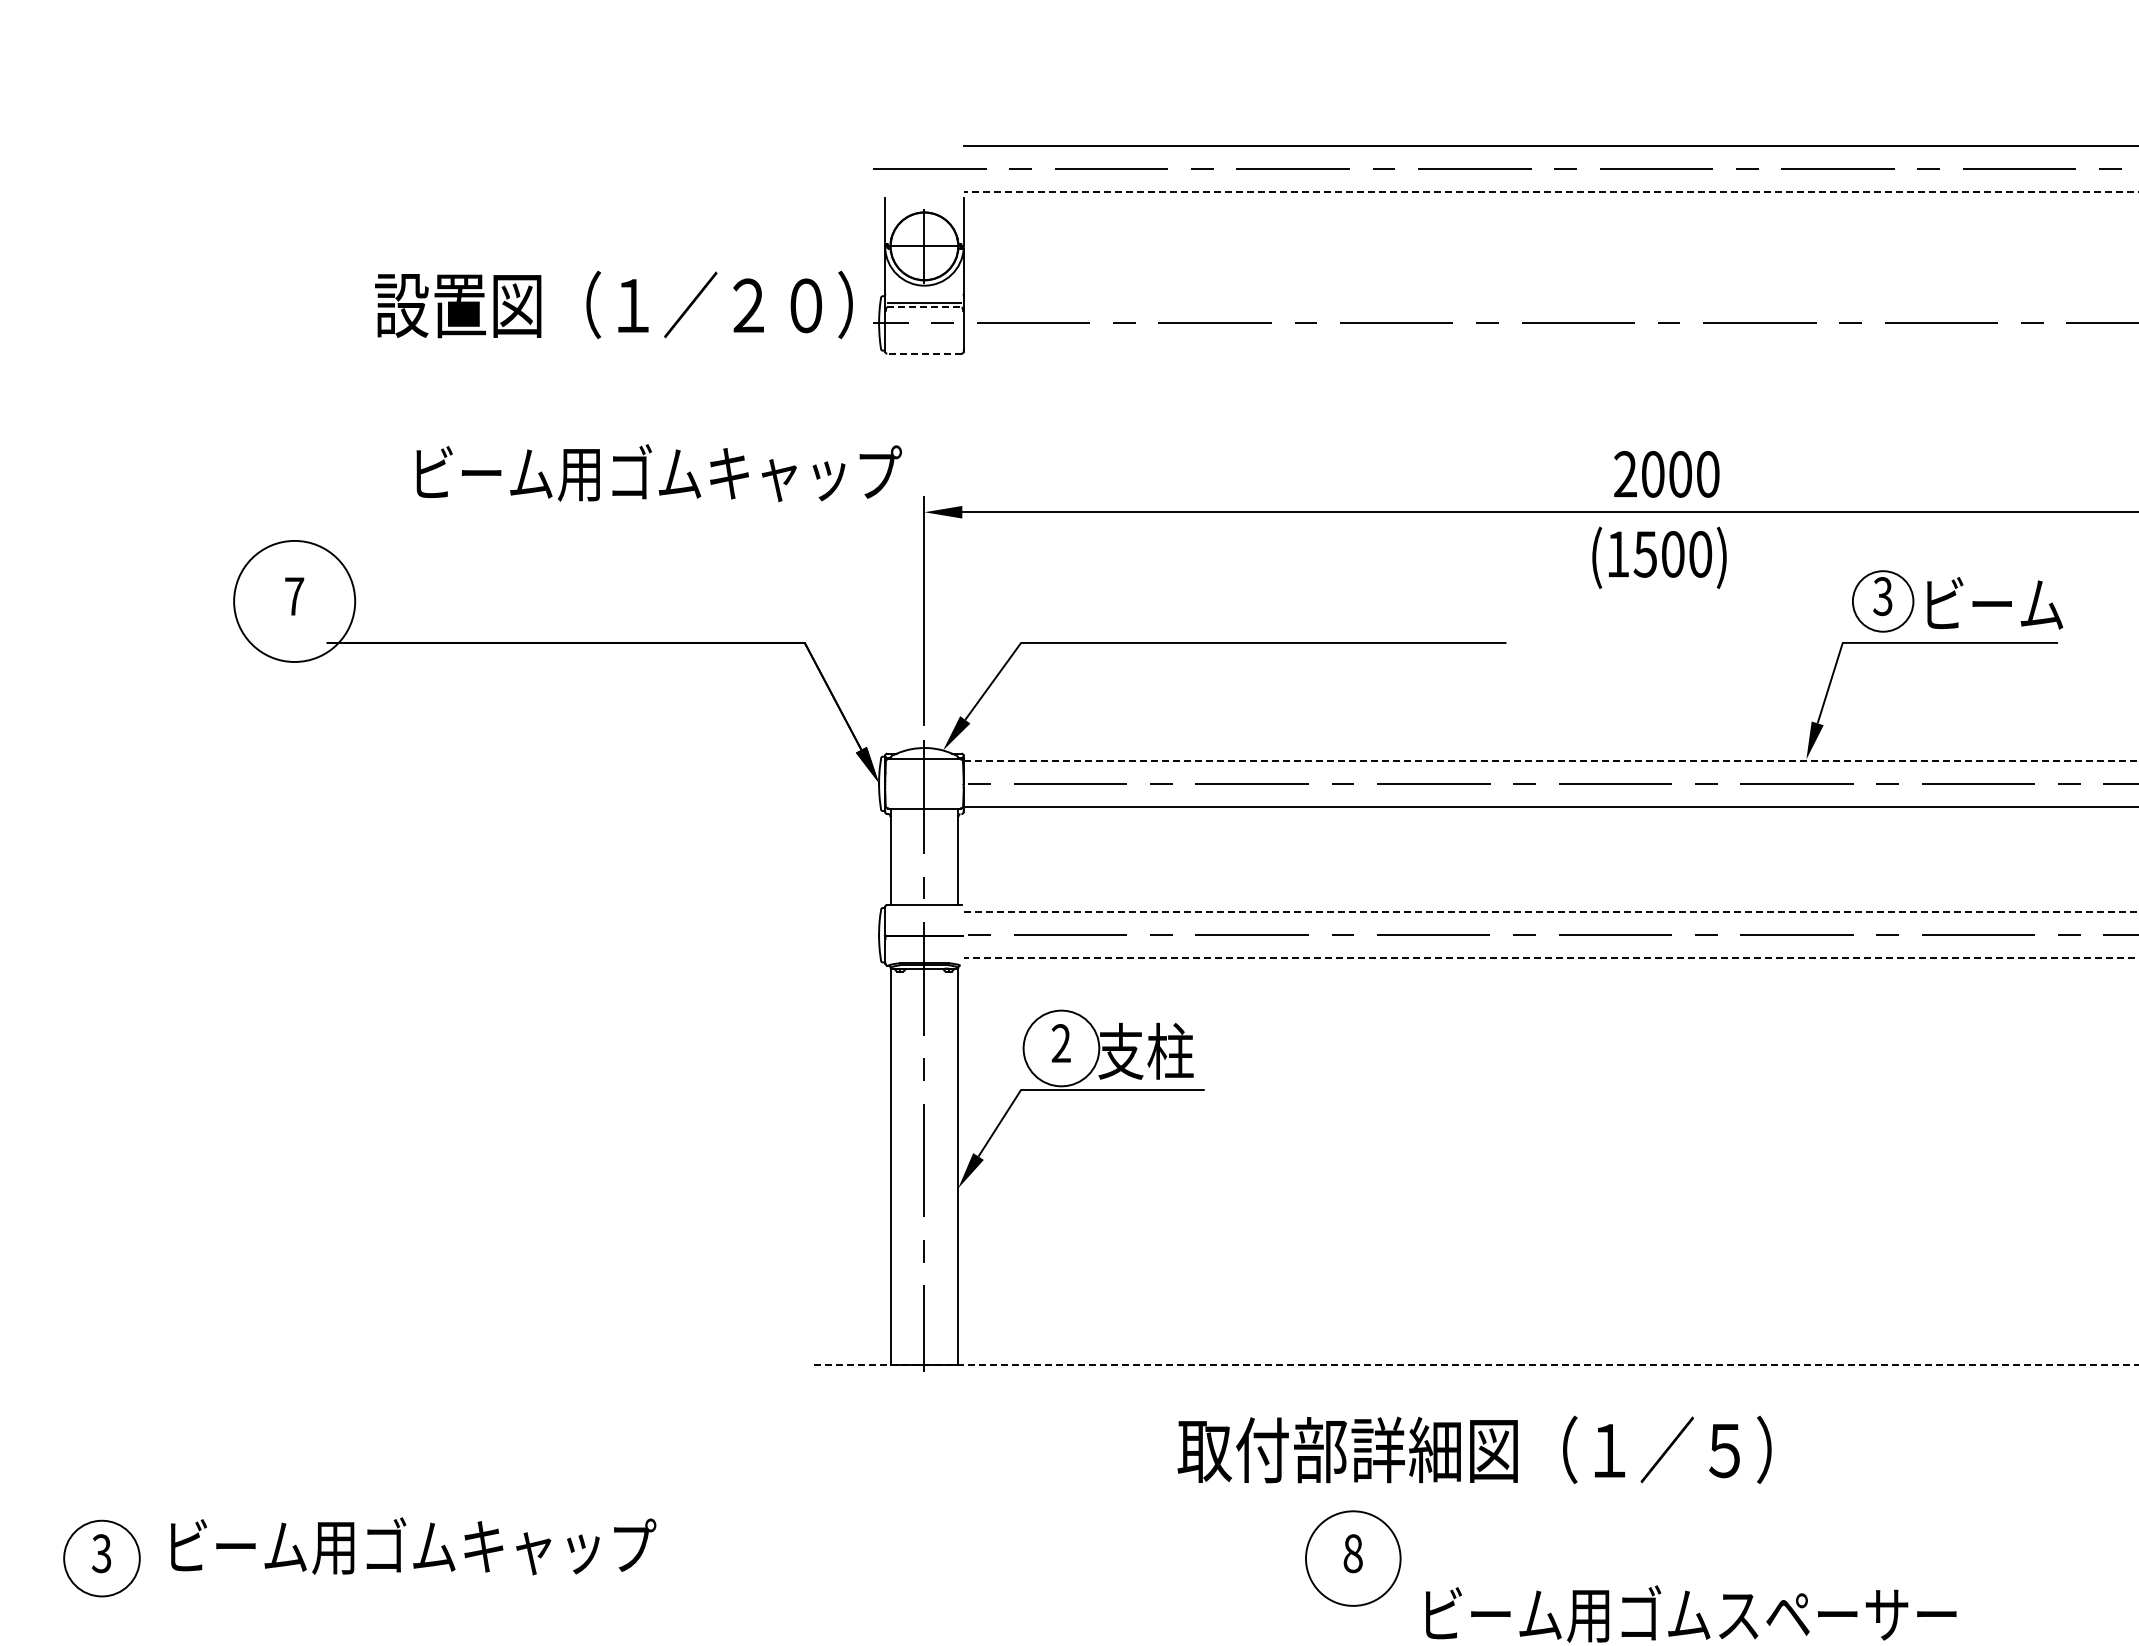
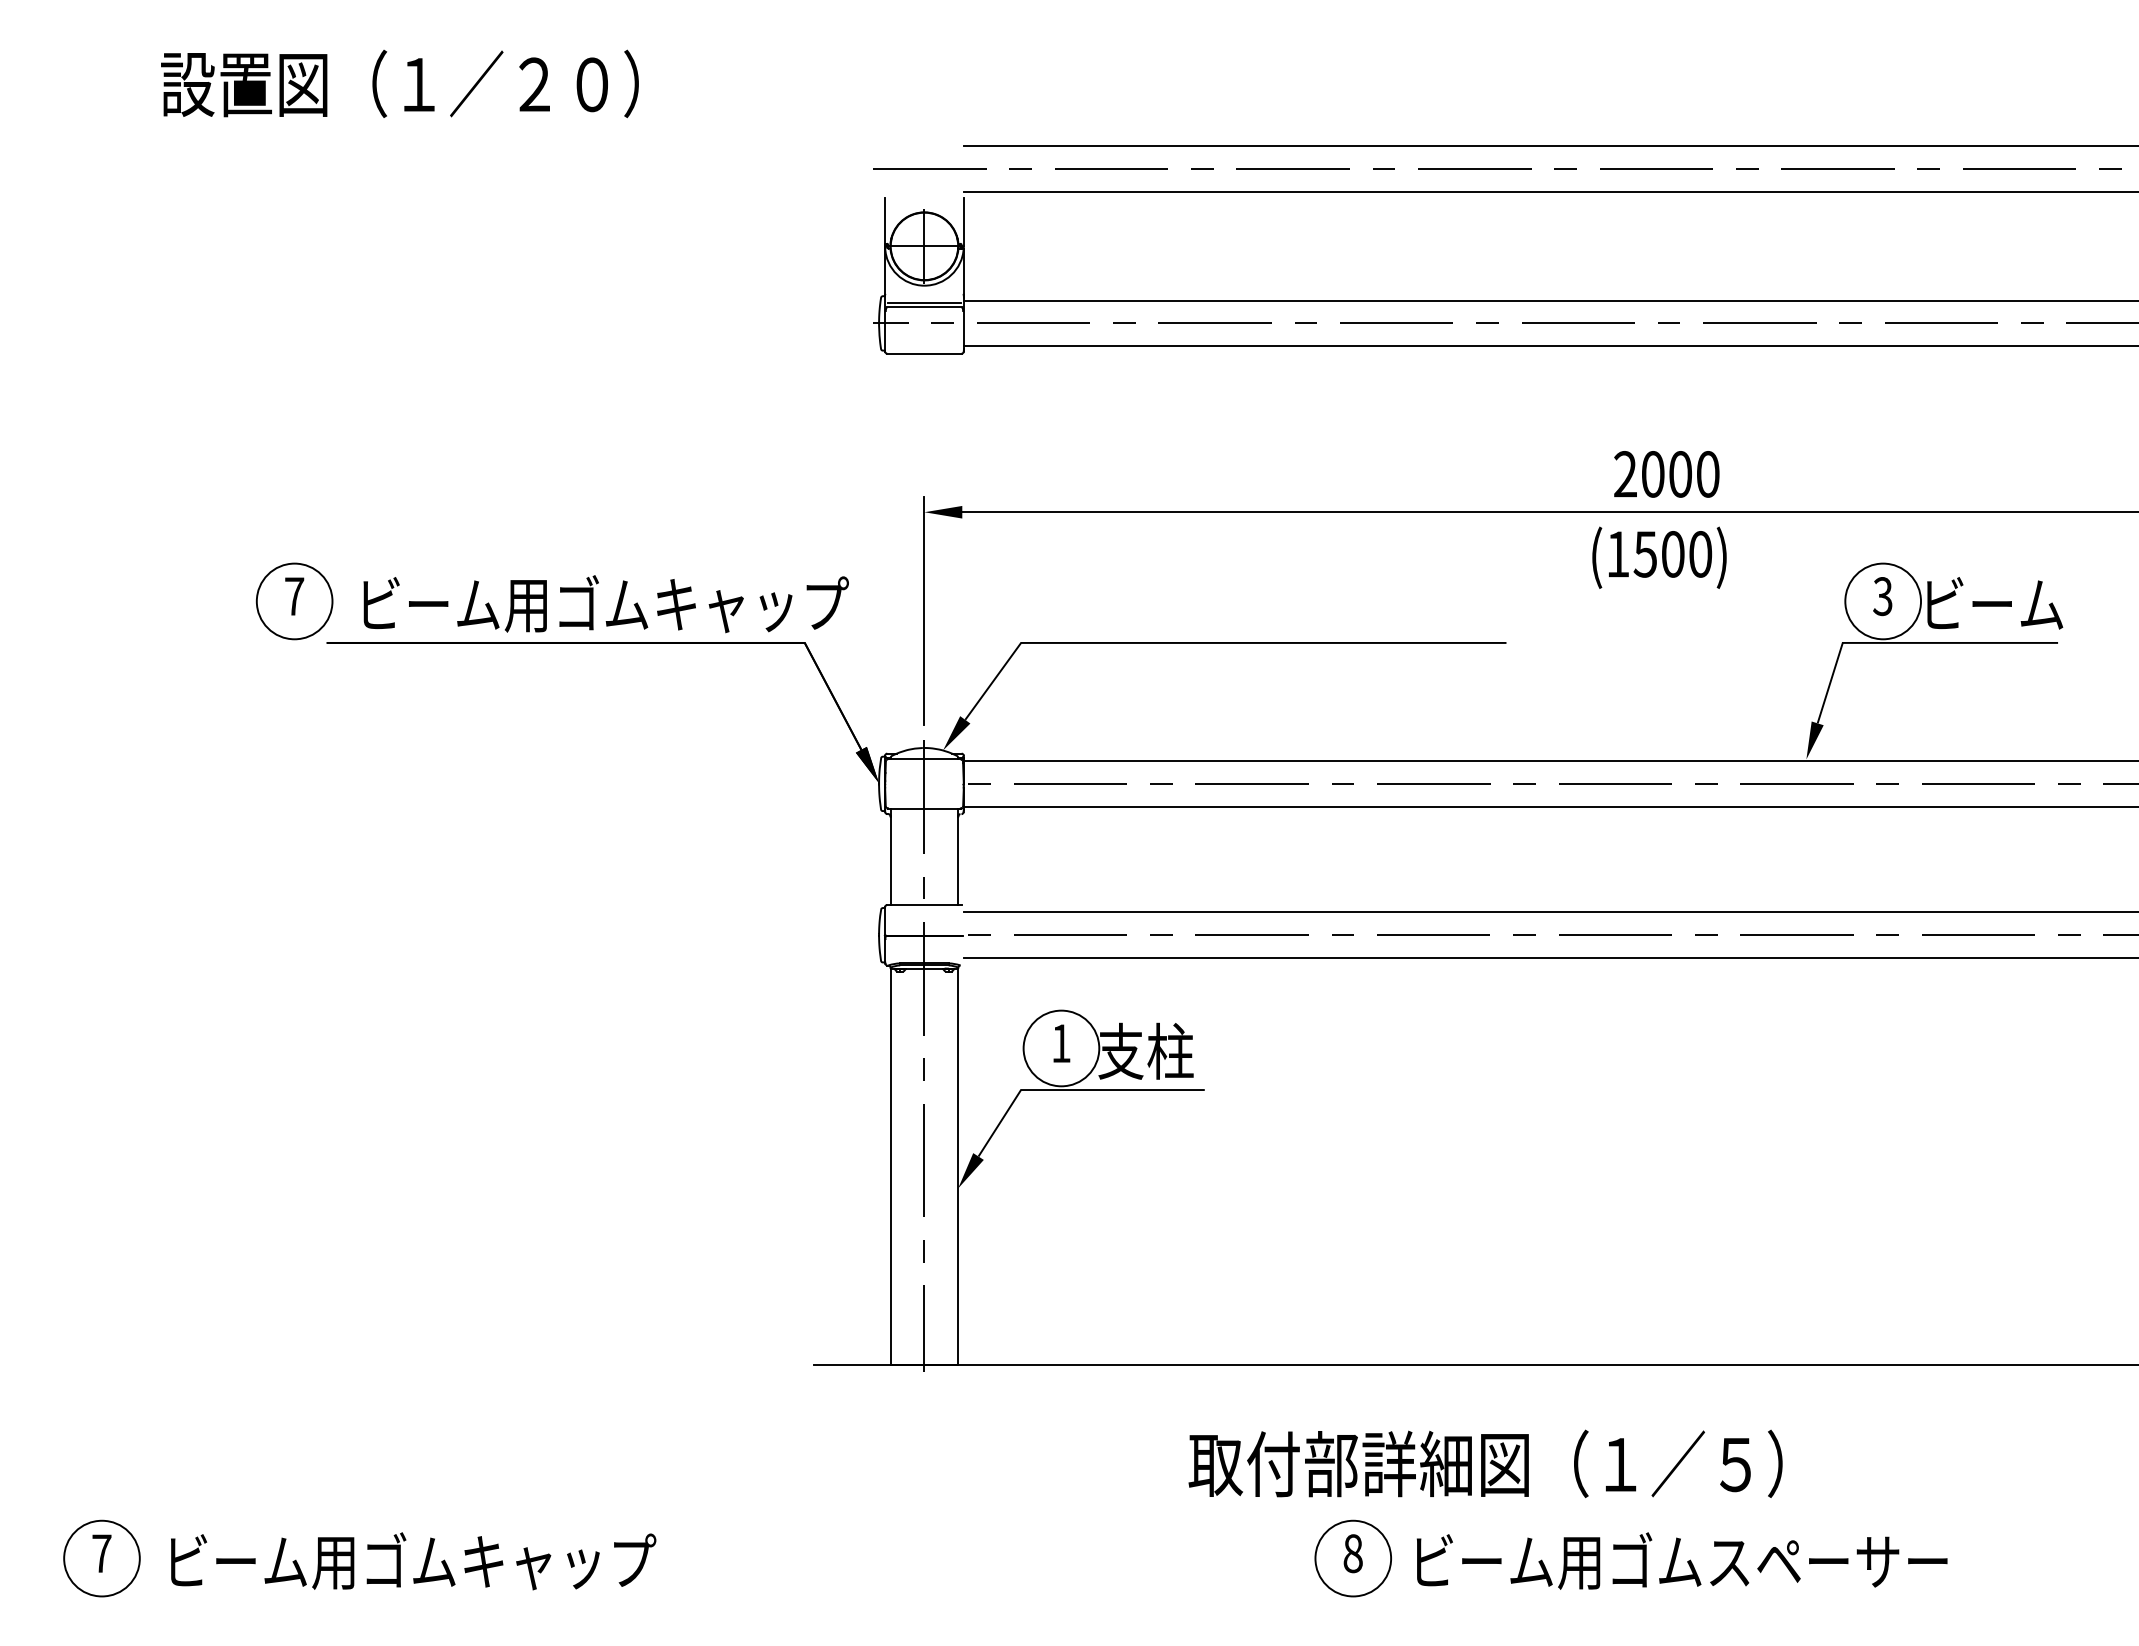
line: dashed -> solid (1550, 192)
line: none -> present (1549, 300)
text position: (613, 304) -> (399, 83) (399, 83)
line: dashed -> solid (924, 307)
line: none -> present (1549, 346)
line: dashed -> solid (923, 353)
text position: (658, 473) -> (605, 604) (605, 604)
circle diameter: 121 px -> 76 px (294, 601)
circle diameter: 61 px -> 76 px (1883, 601)
line: dashed -> solid (1551, 761)
line: dashed -> solid (1551, 912)
line: dashed -> solid (1550, 958)
text: 2 -> 1 (1060, 1043)
line: dashed -> solid (1477, 1364)
text position: (1474, 1449) -> (1485, 1463) (1485, 1463)
text position: (413, 1546) -> (413, 1561) (413, 1561)
text: 3 -> 7 (101, 1553)
circle diameter: 95 px -> 76 px (1353, 1558)
text position: (1690, 1613) -> (1681, 1560) (1681, 1560)
